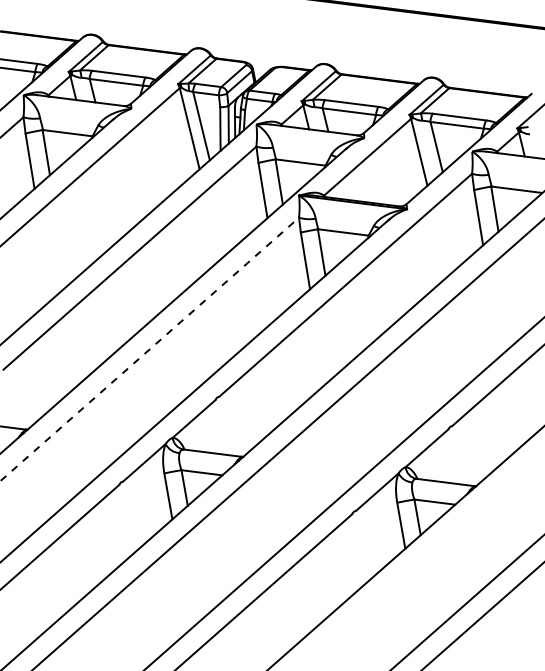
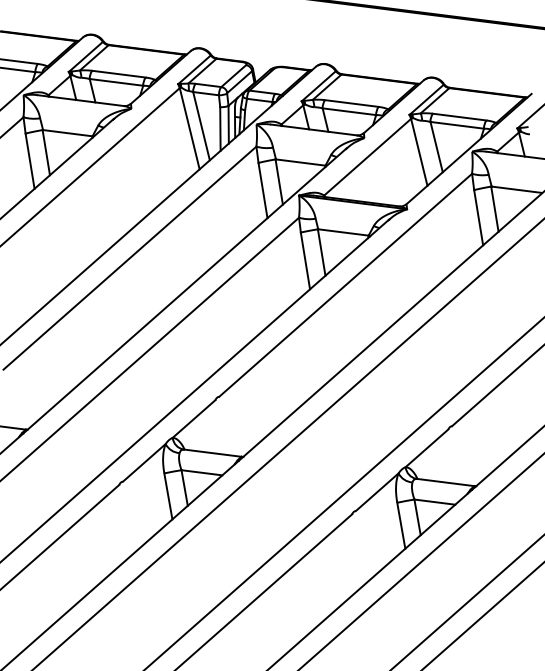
line: dashed -> solid (149, 349)
line: none -> present (421, 561)
